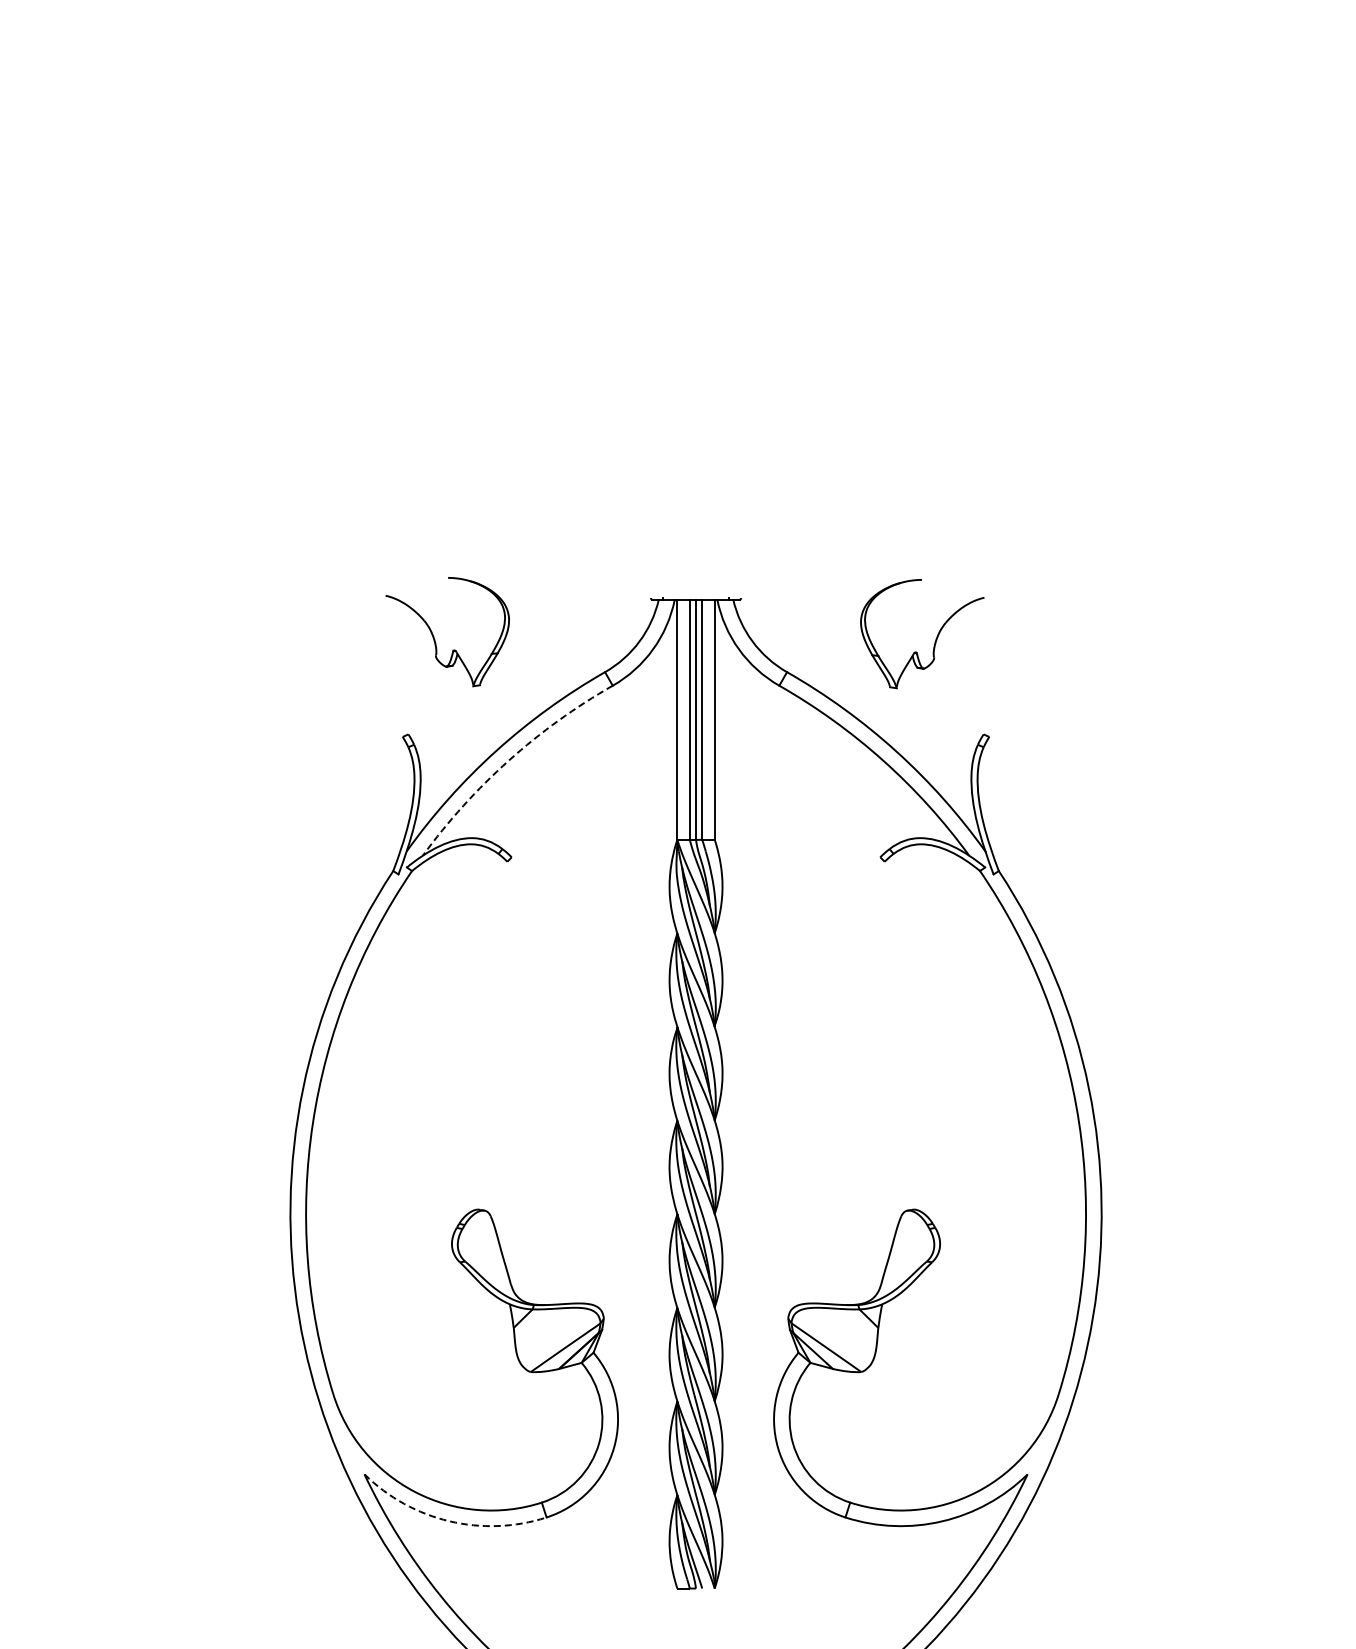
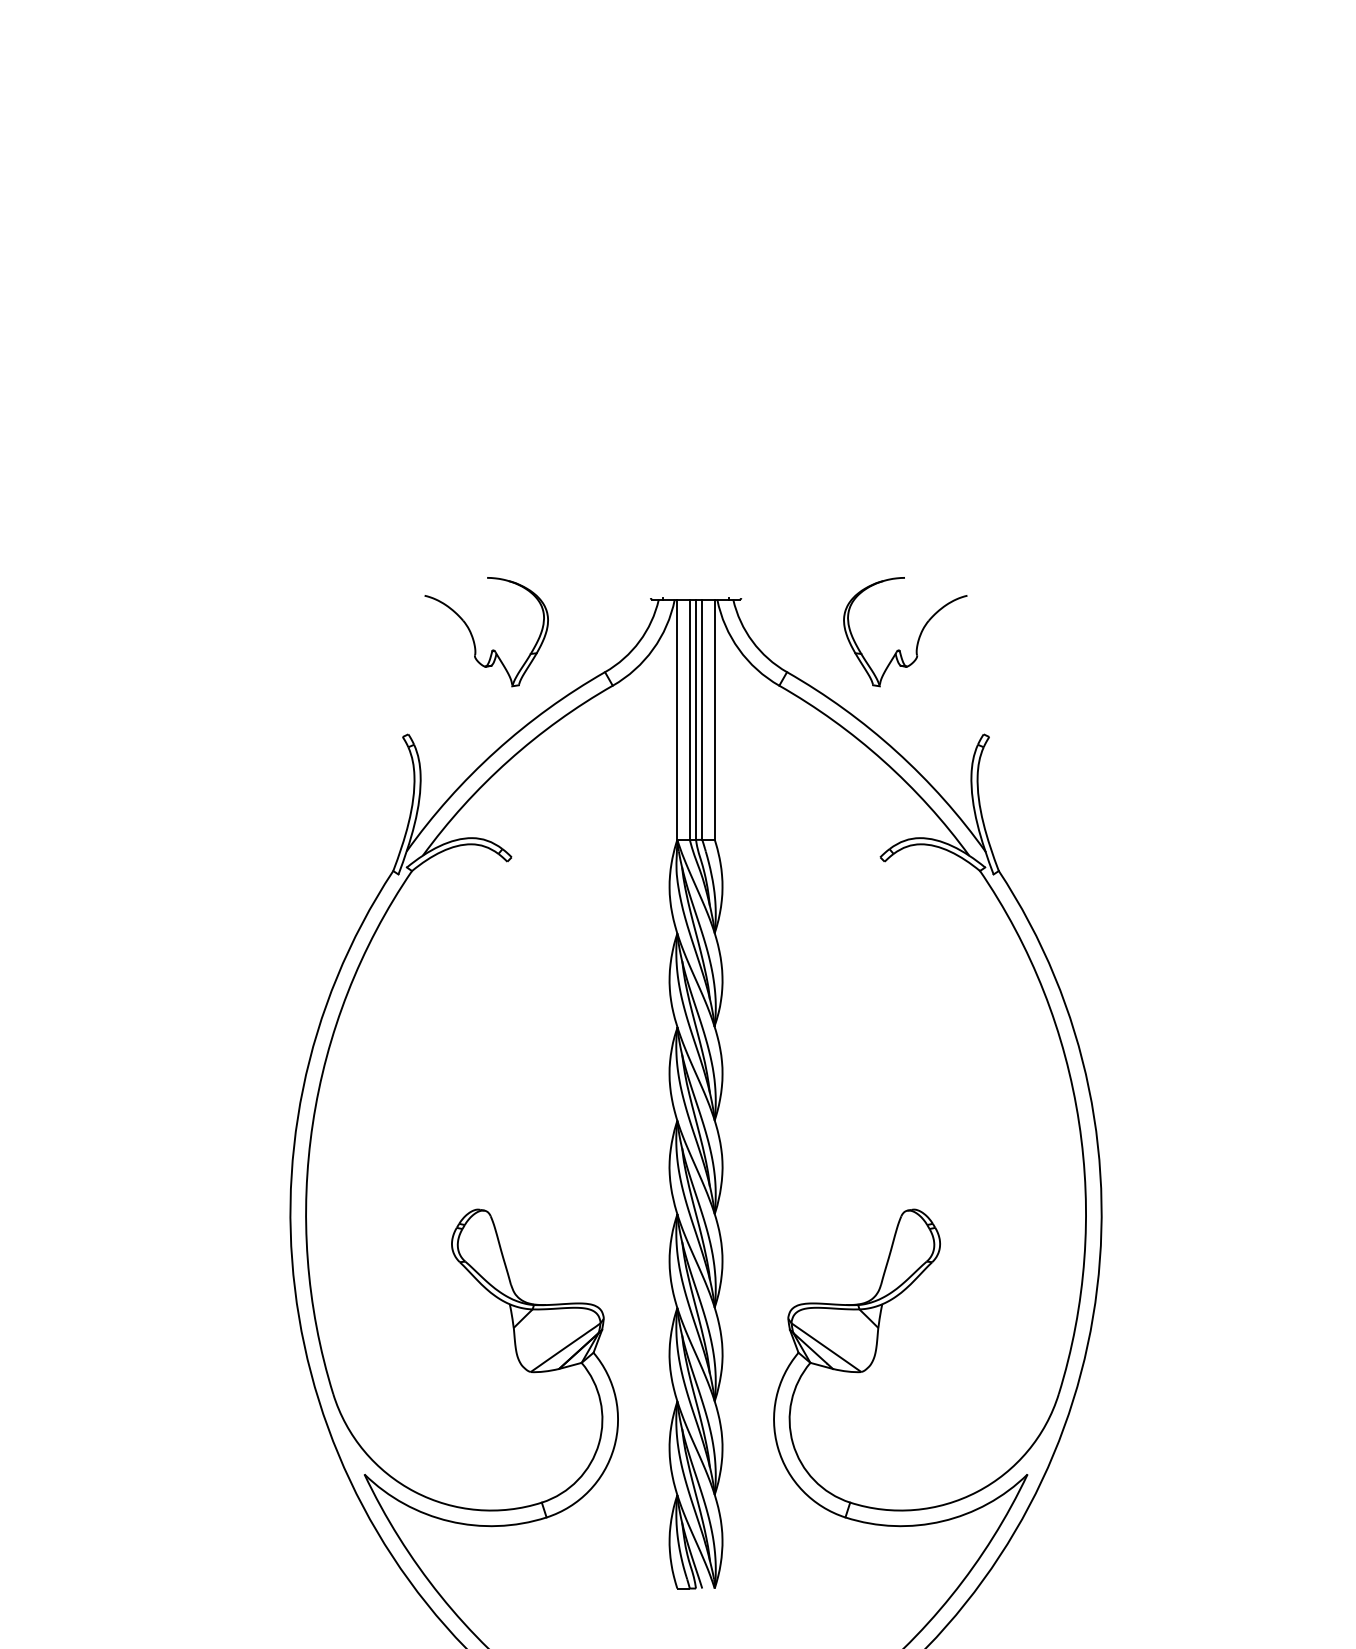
part position: (434, 636) -> (473, 636) (473, 636)
part position: (935, 638) -> (918, 636) (918, 636)
arc: dashed -> solid (508, 760)
arc: dashed -> solid (449, 1521)
